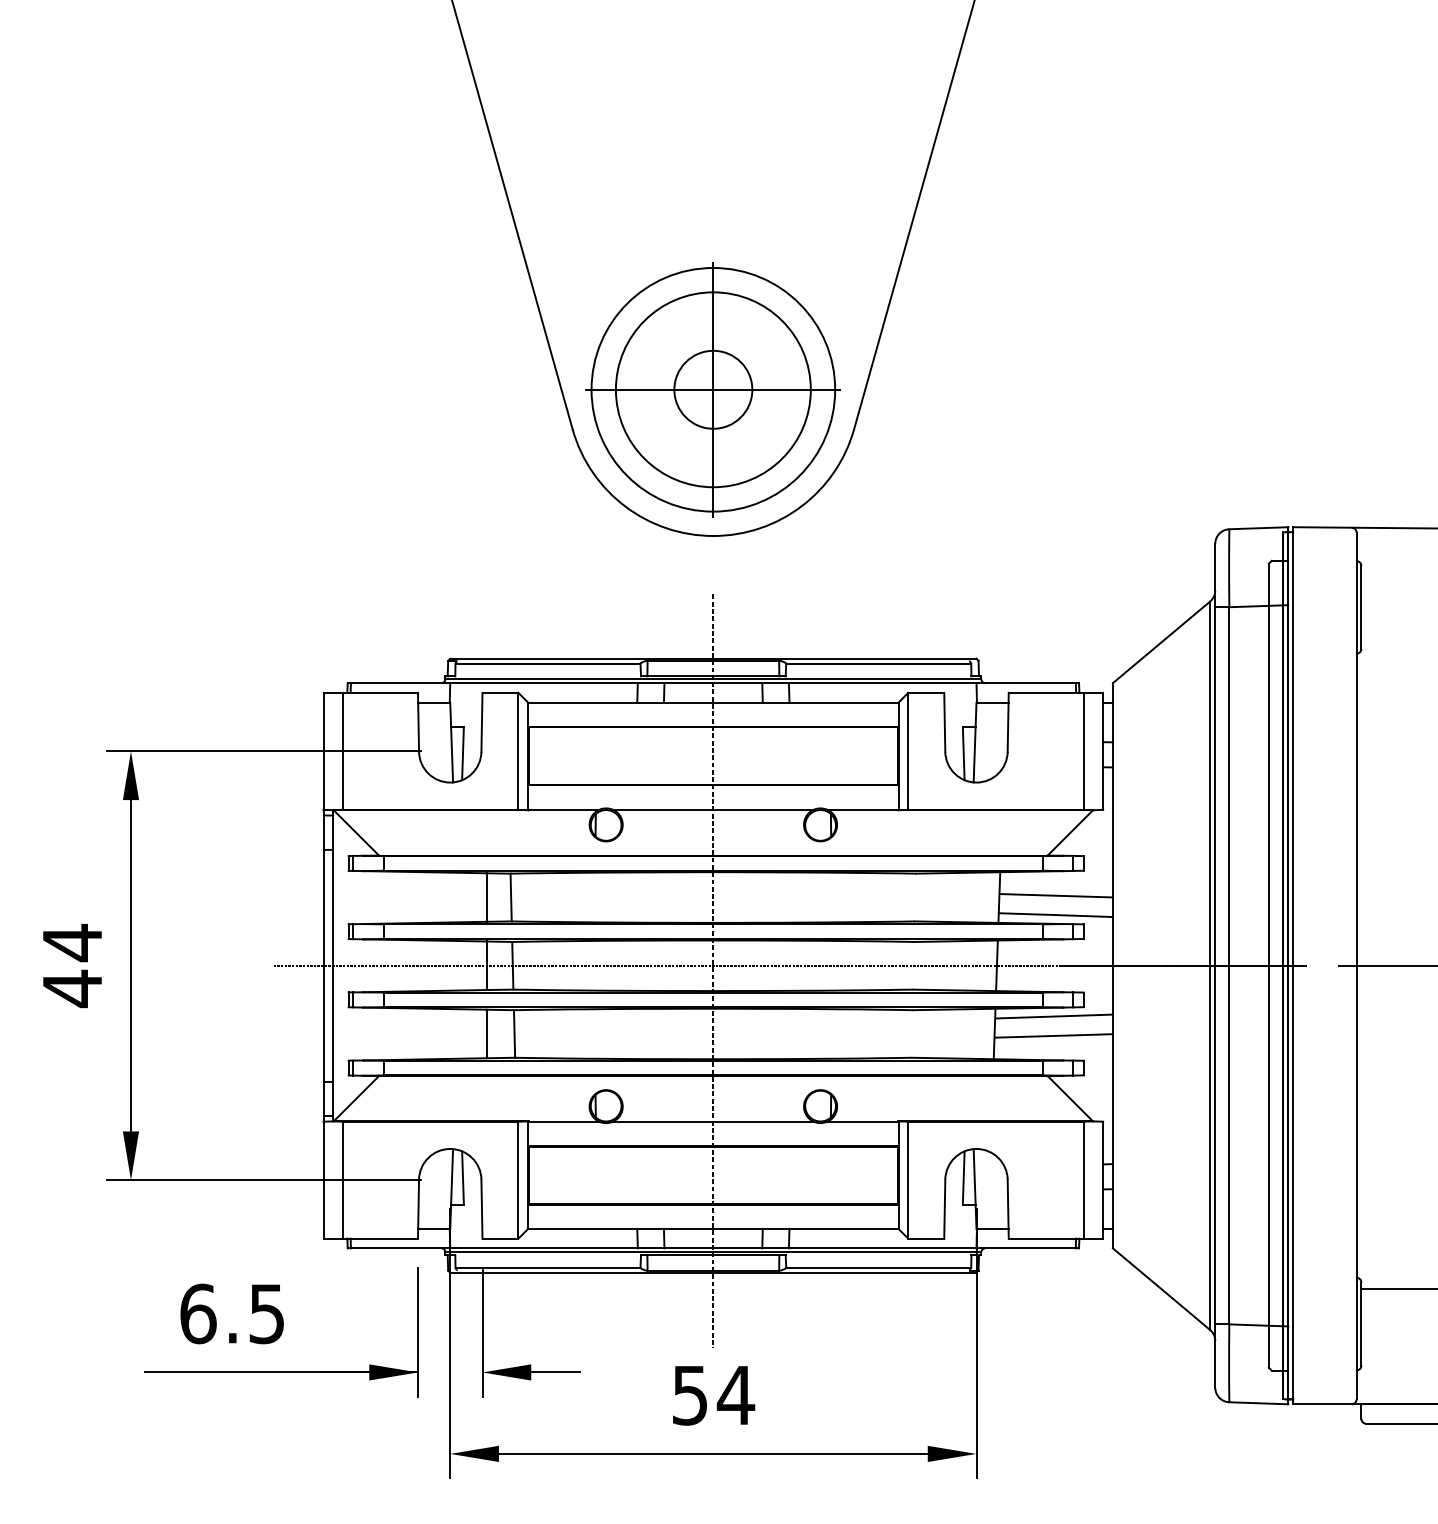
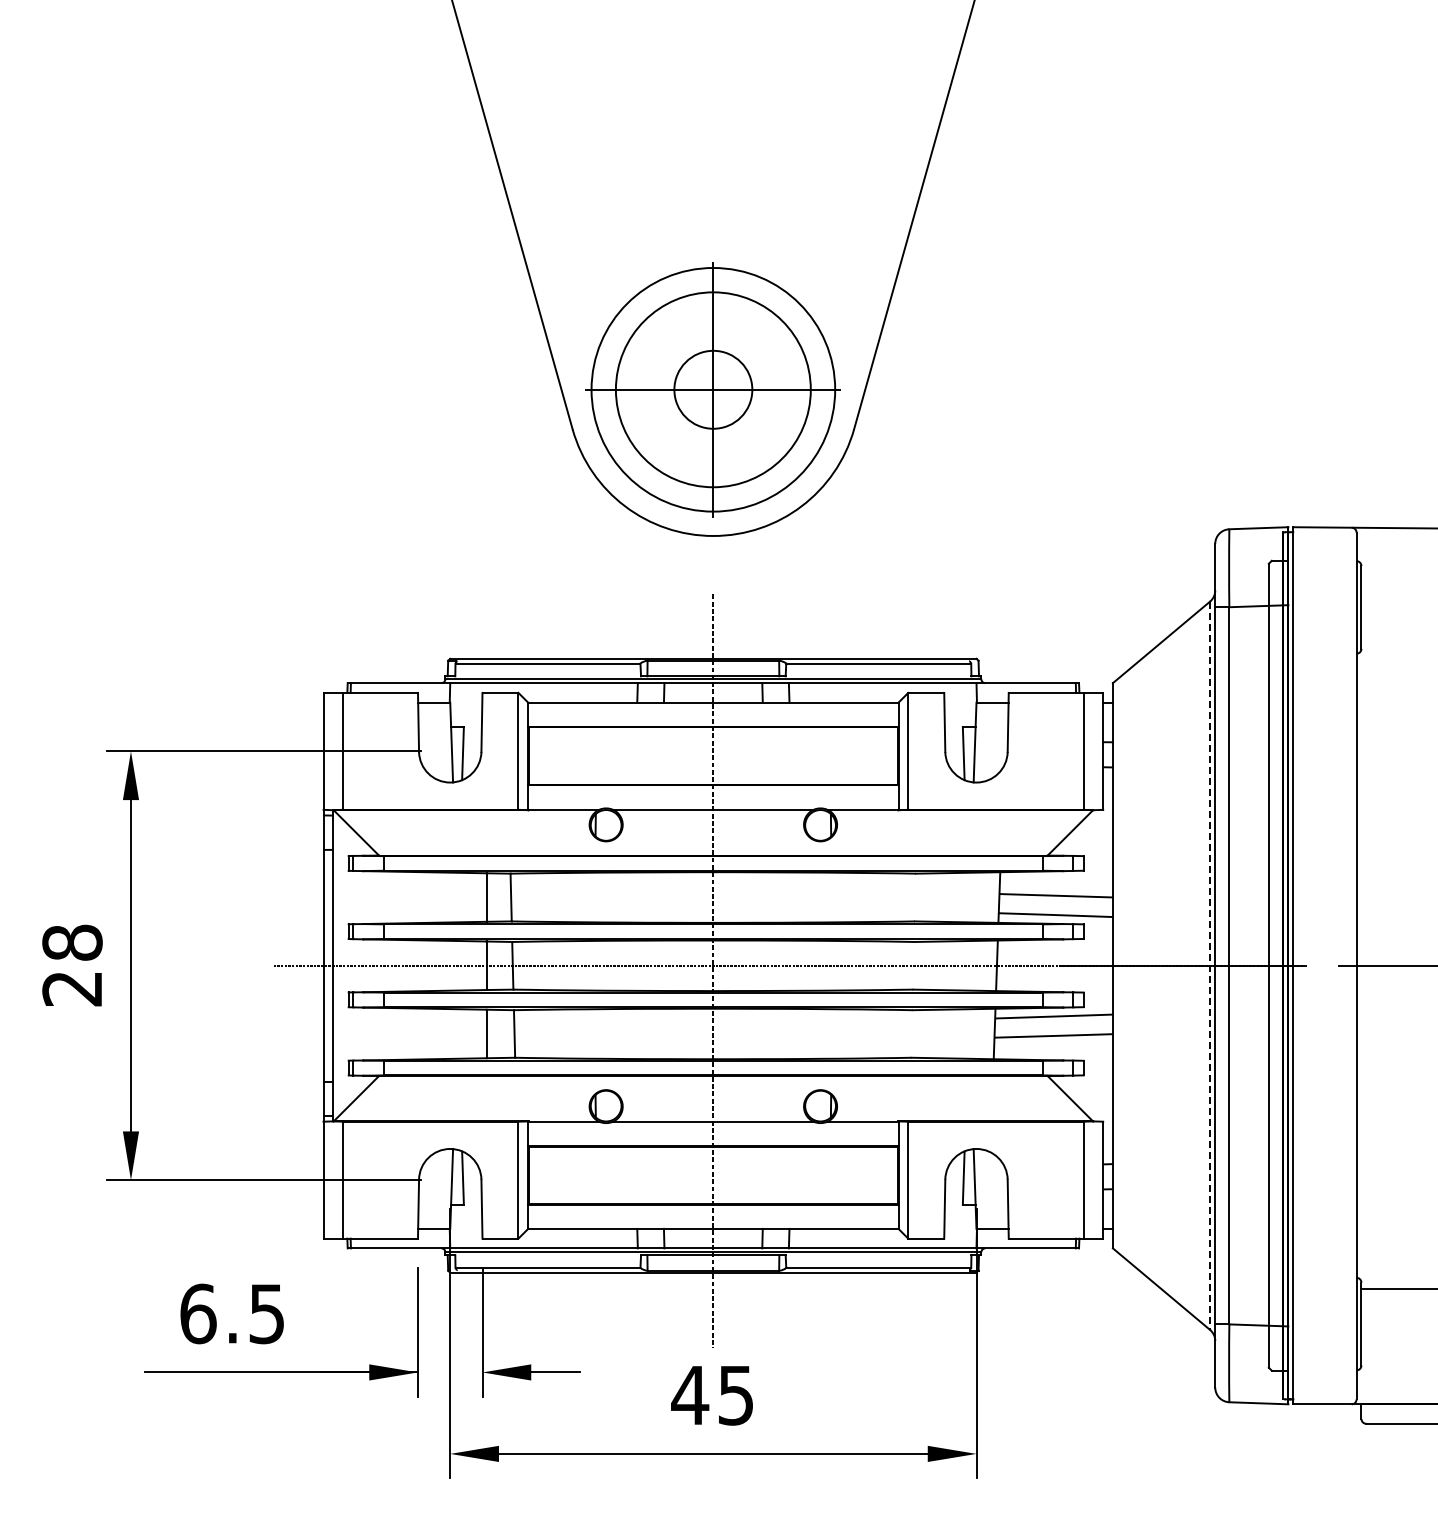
text: 44 -> 28 (72, 965)
line: solid -> dashed (1210, 966)
text: 54 -> 45 (713, 1395)
